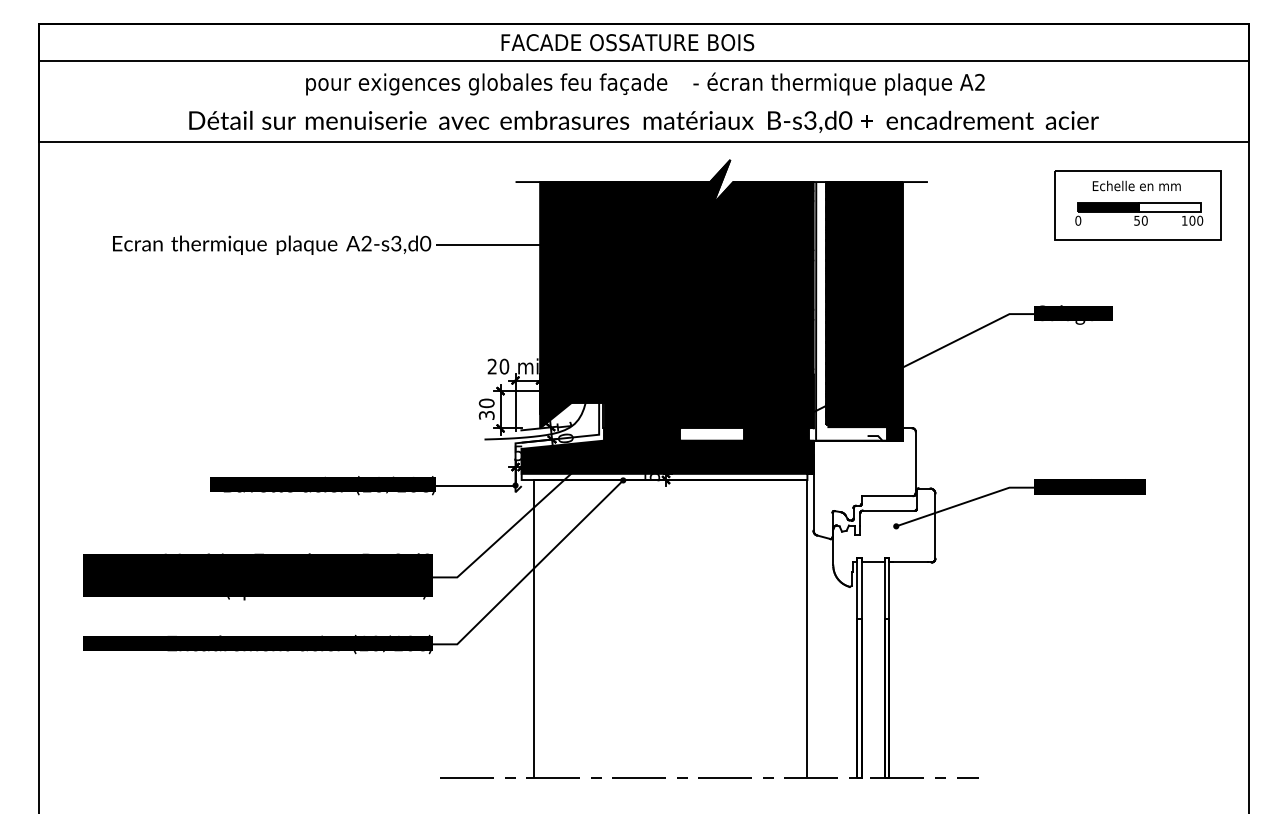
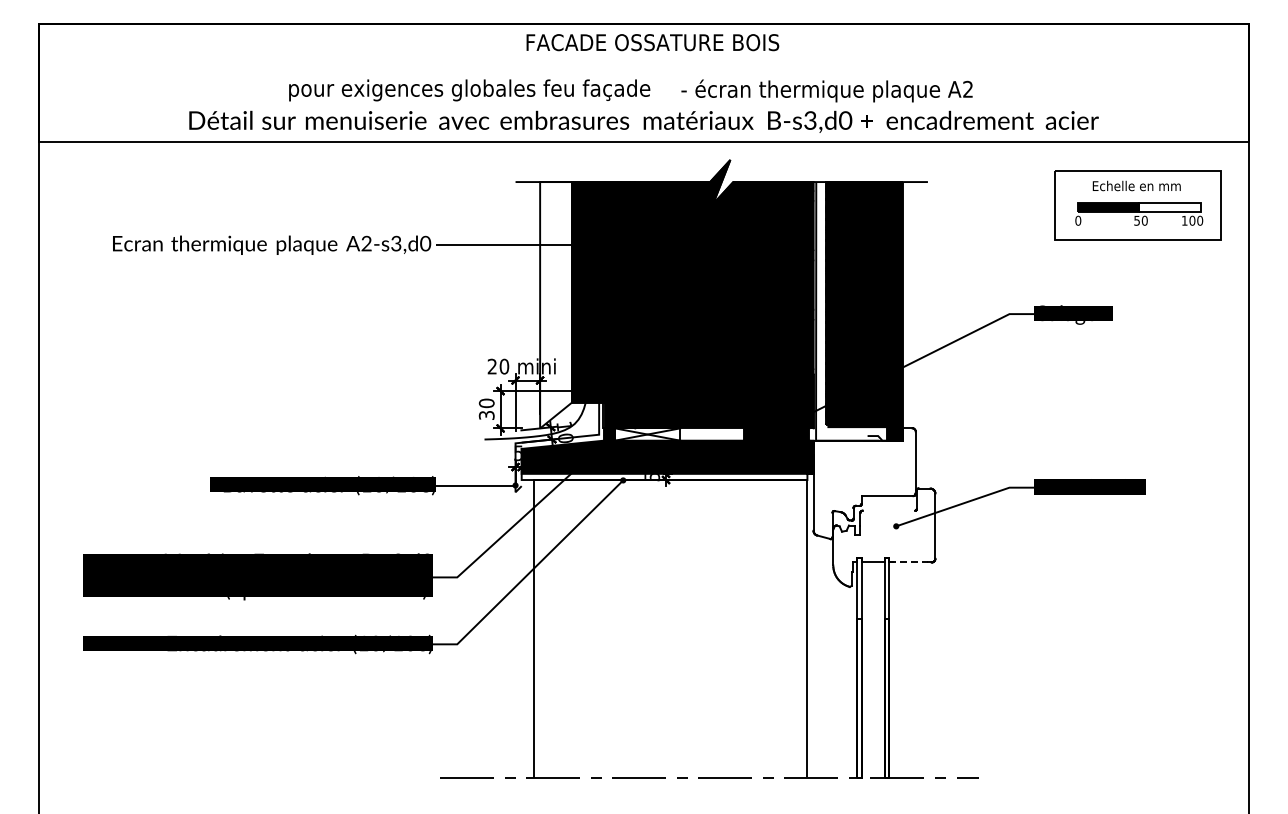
text position: (627, 42) -> (652, 42) (652, 42)
line: present -> none (643, 61)
text position: (838, 83) -> (826, 90) (826, 90)
text position: (486, 84) -> (469, 90) (469, 90)
fill: present -> none (556, 305)
fill: present -> none (647, 434)
line: present -> none (888, 510)
line: solid -> dashed (909, 562)
